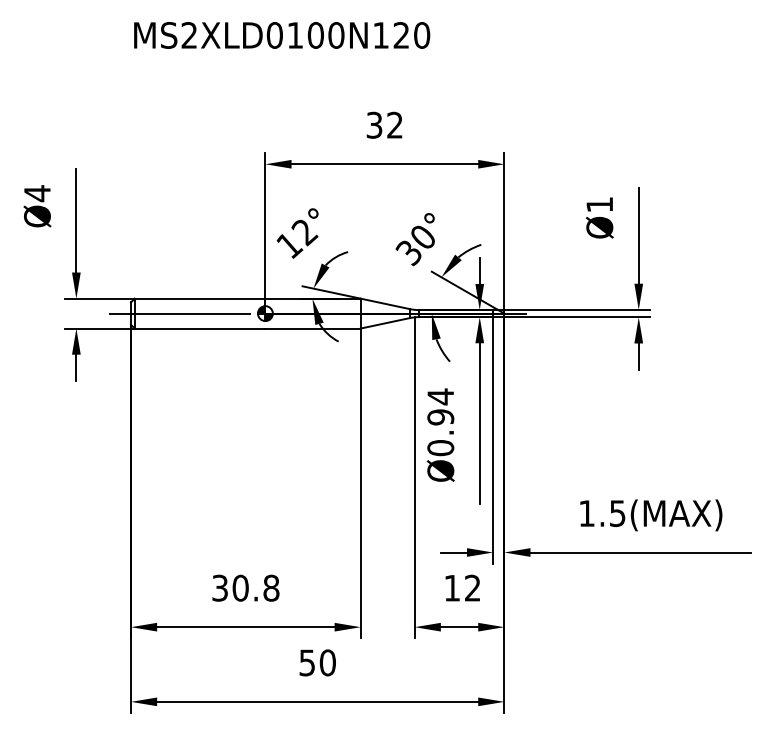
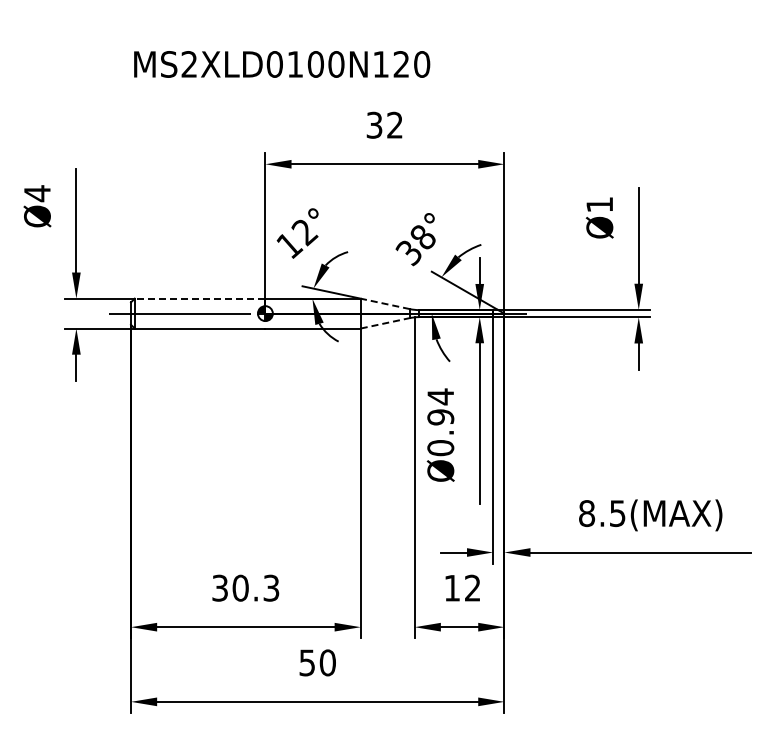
text position: (282, 35) -> (282, 64) (282, 64)
text: 30° -> 38° (422, 237)
line: solid -> dashed (199, 298)
line: solid -> dashed (384, 303)
line: solid -> dashed (385, 323)
text: 1.5(MAX) -> 8.5(MAX) (587, 513)
text: 30.8 -> 30.3 (271, 587)
